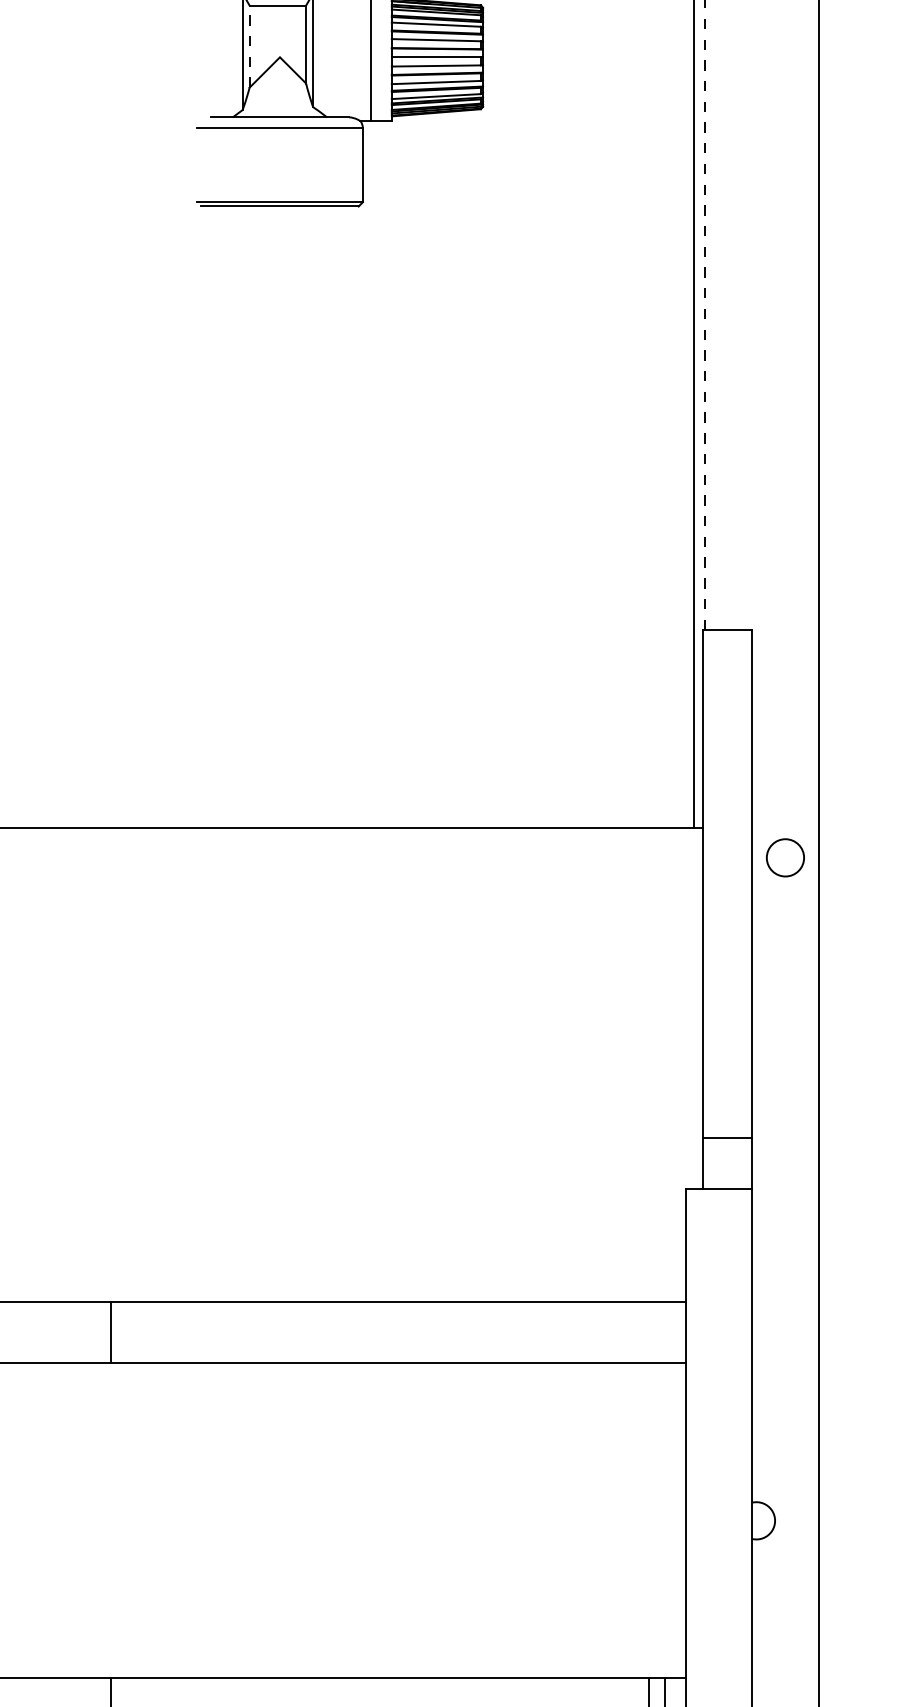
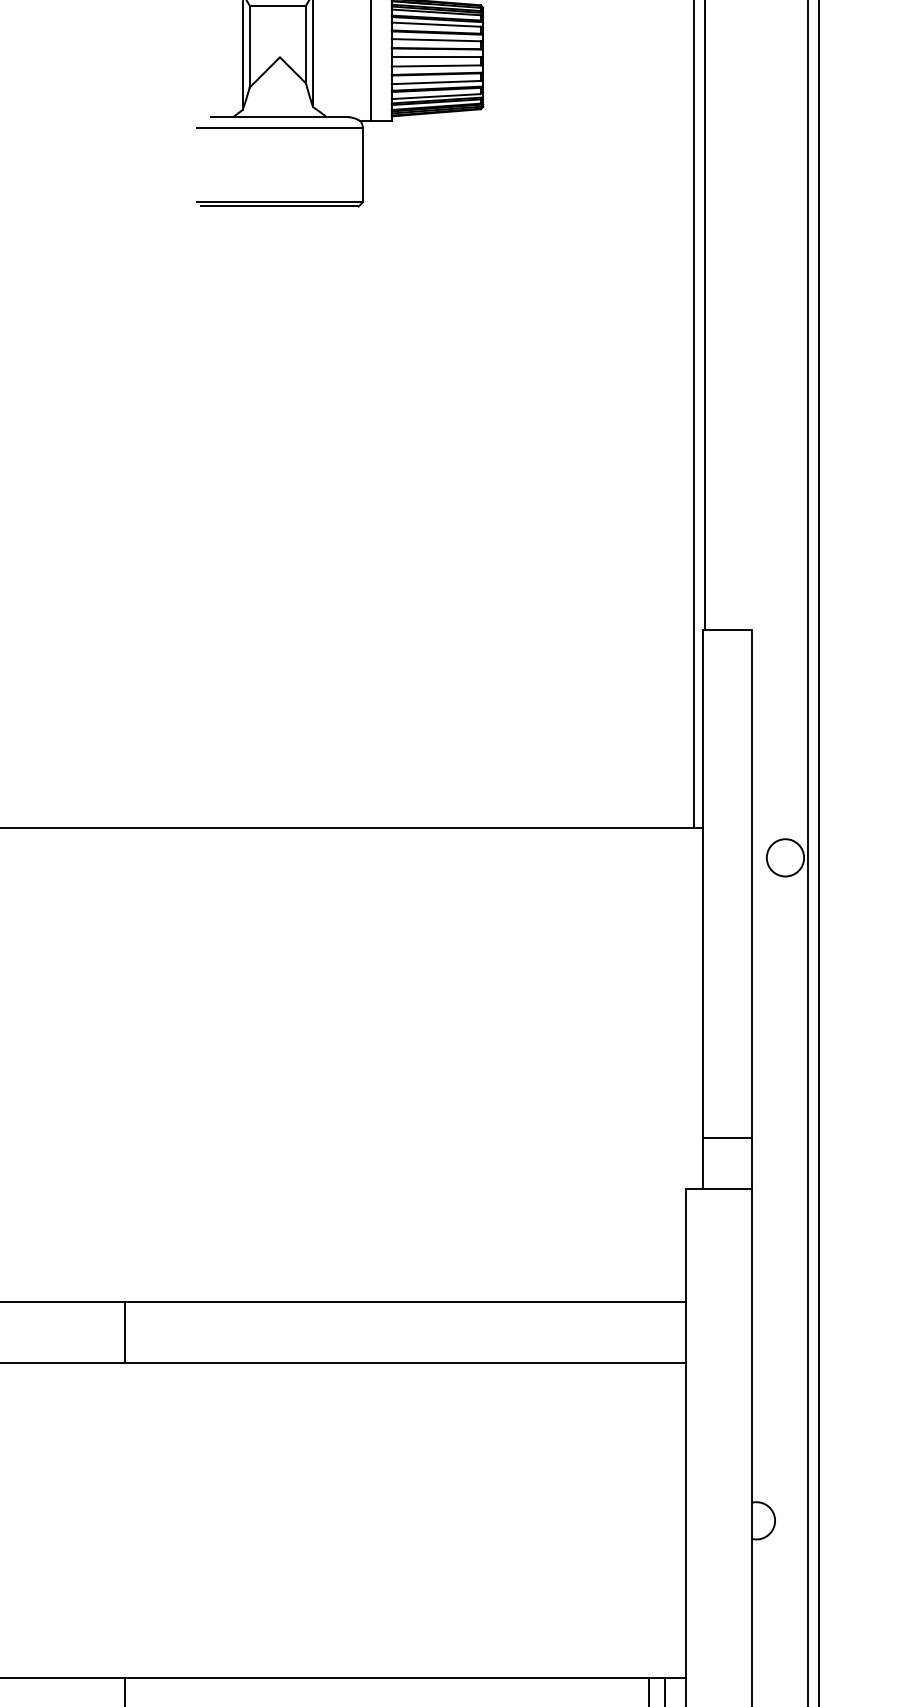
line: dashed -> solid (249, 46)
line: dashed -> solid (704, 315)
line: none -> present (808, 852)
line position: (110, 1332) -> (124, 1332) (124, 1332)
line position: (110, 1690) -> (124, 1690) (124, 1690)
